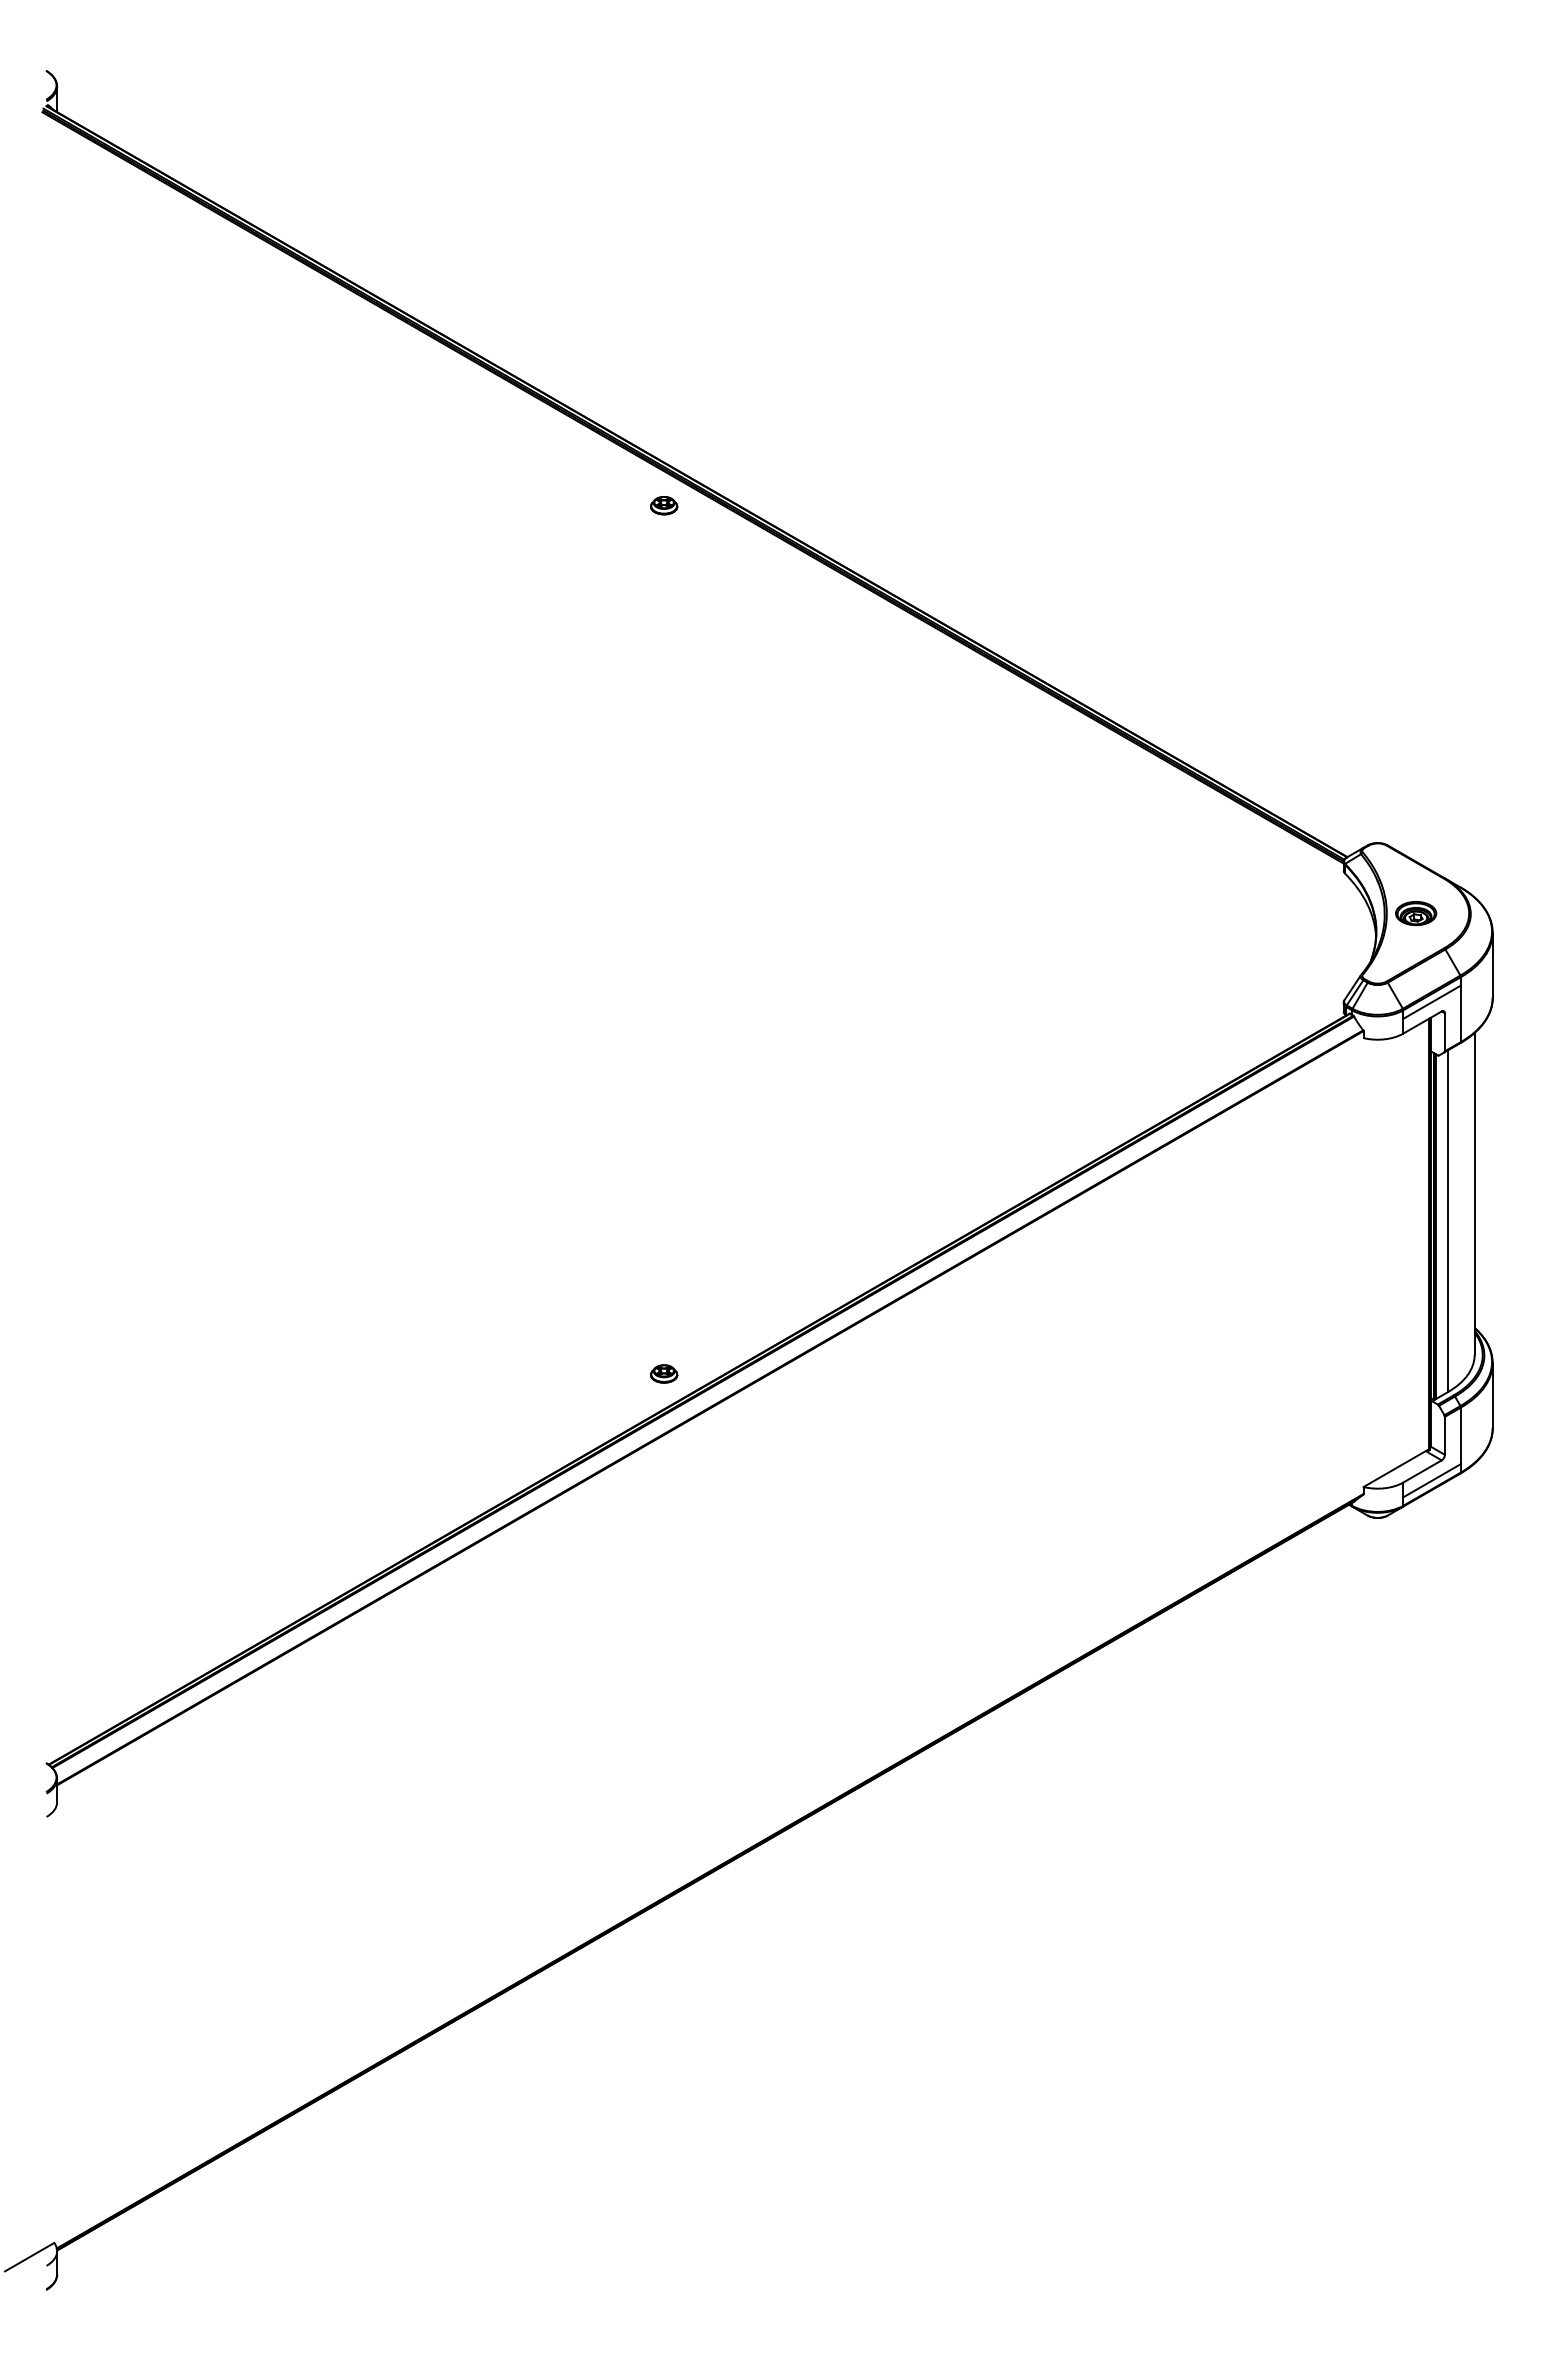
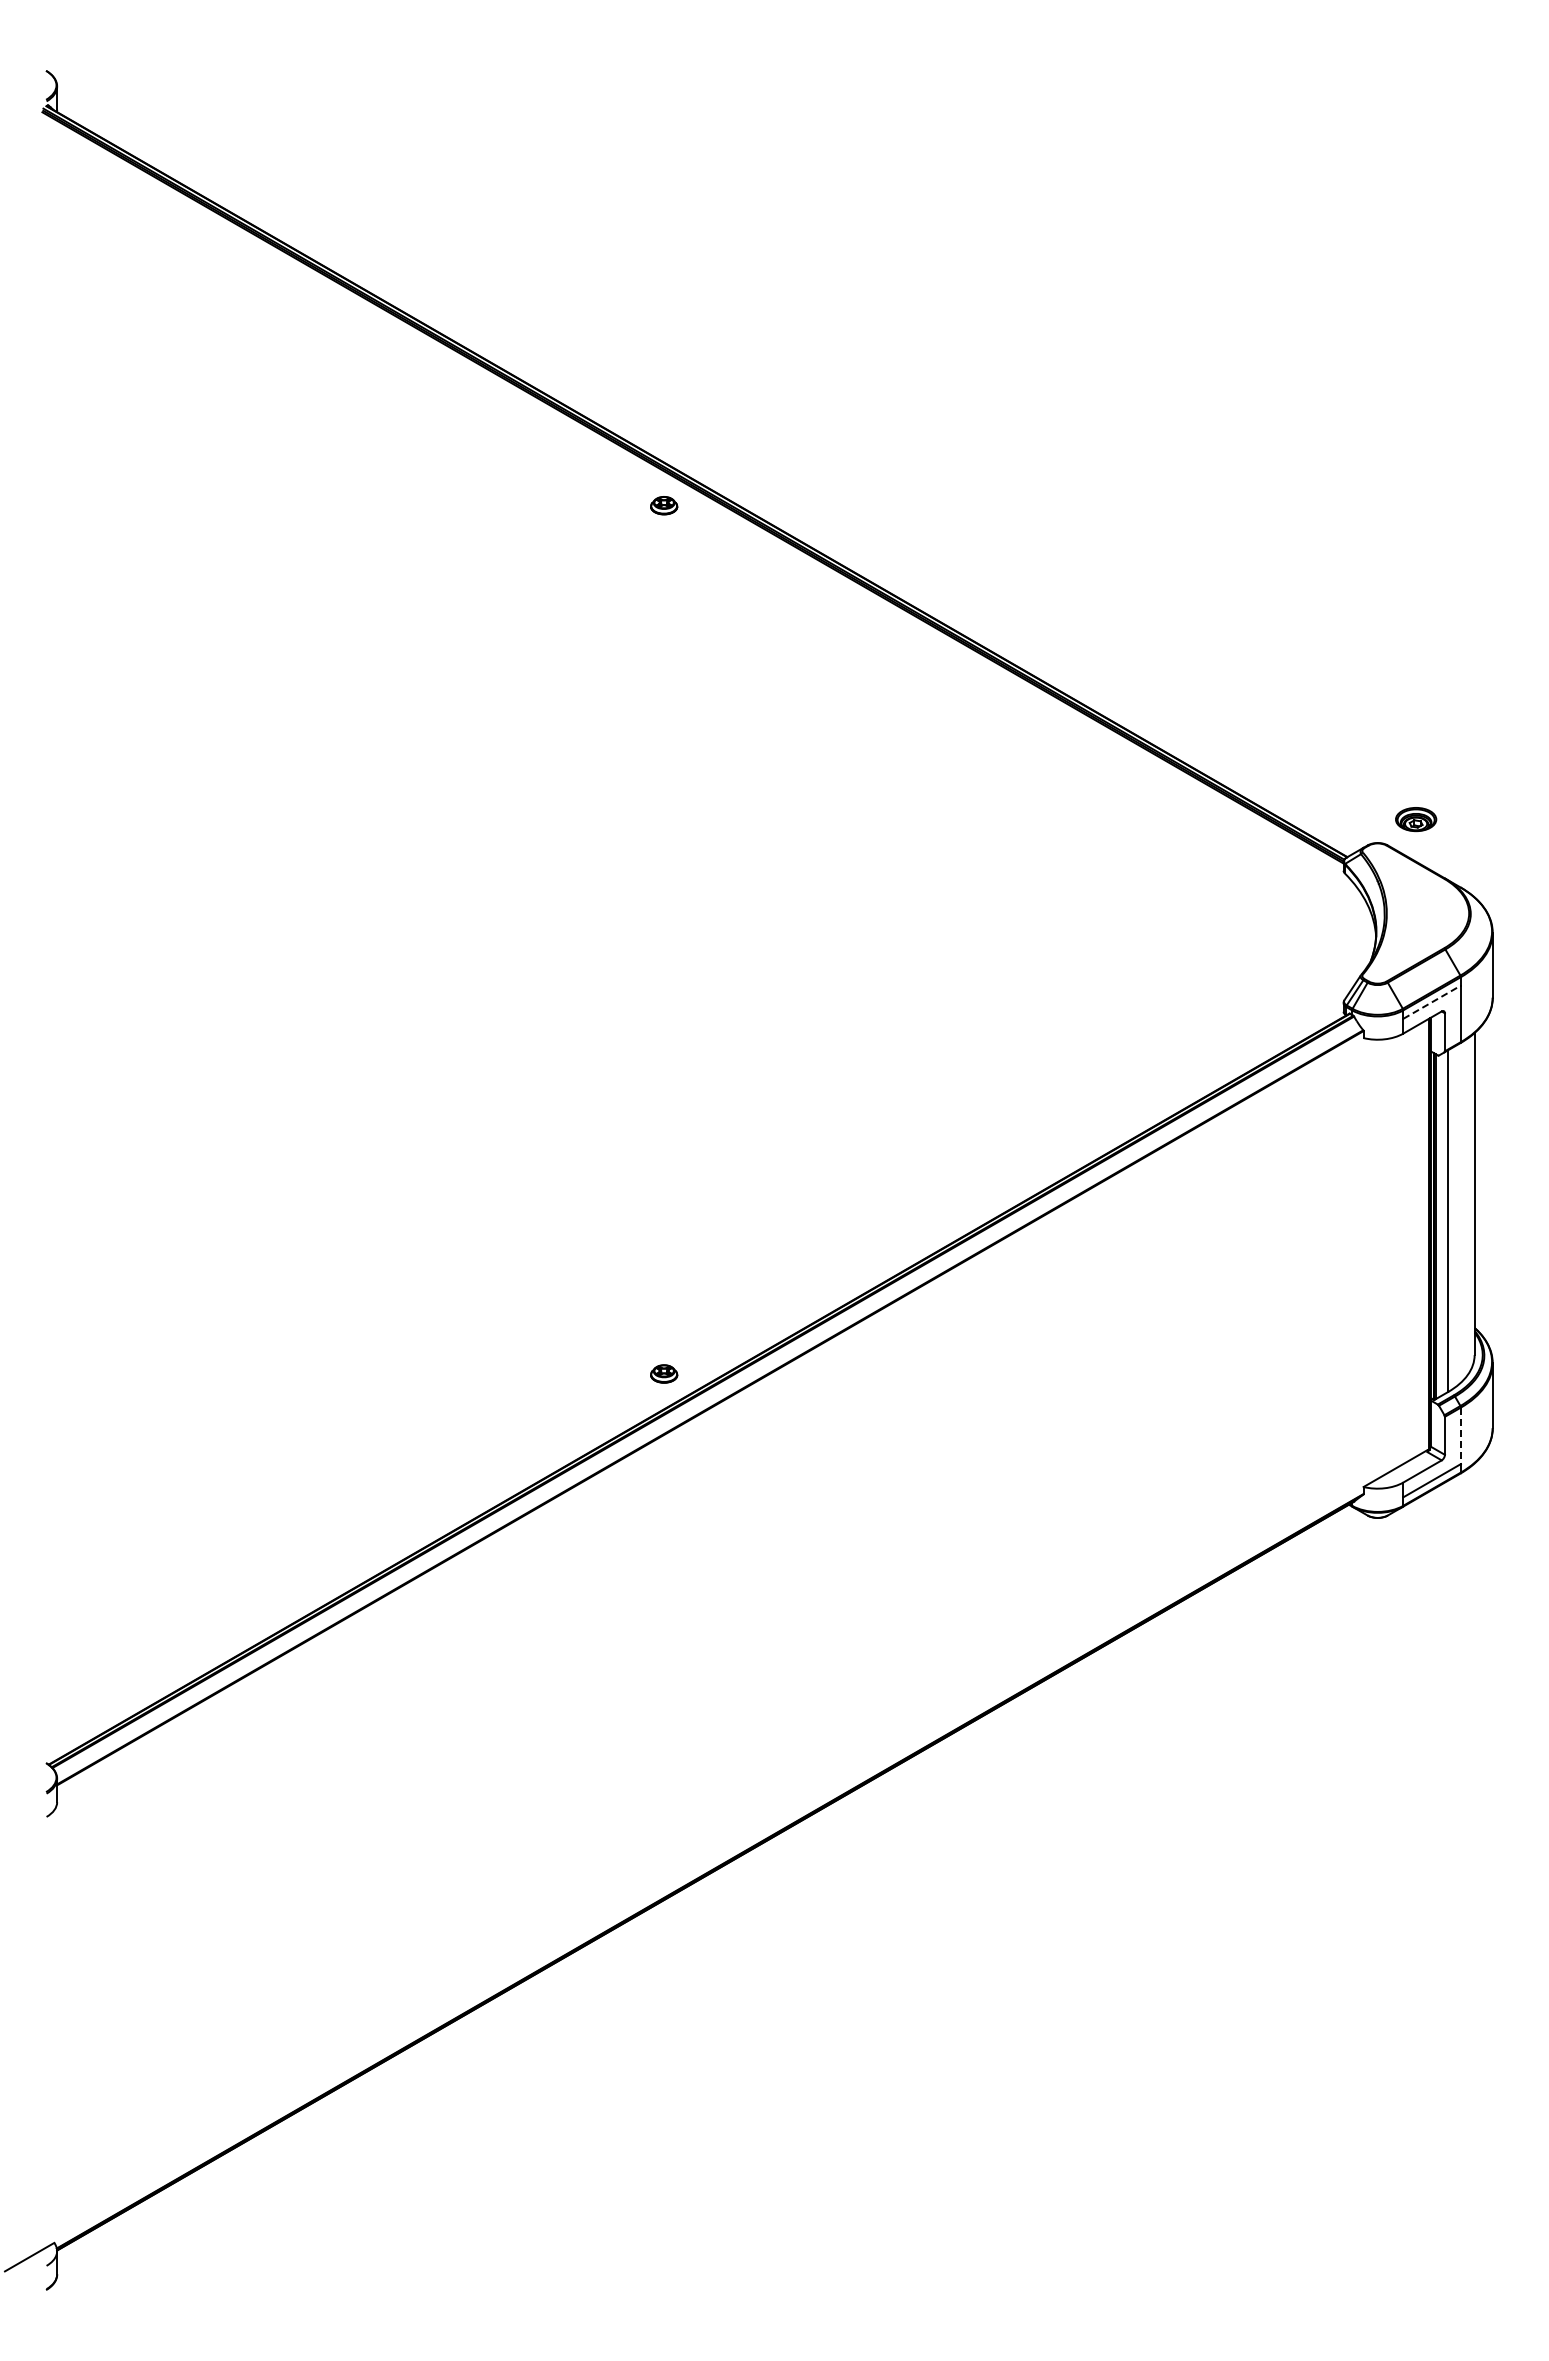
part position: (1416, 913) -> (1416, 819) (1416, 819)
line: solid -> dashed (1432, 1001)
line: solid -> dashed (1460, 1436)
